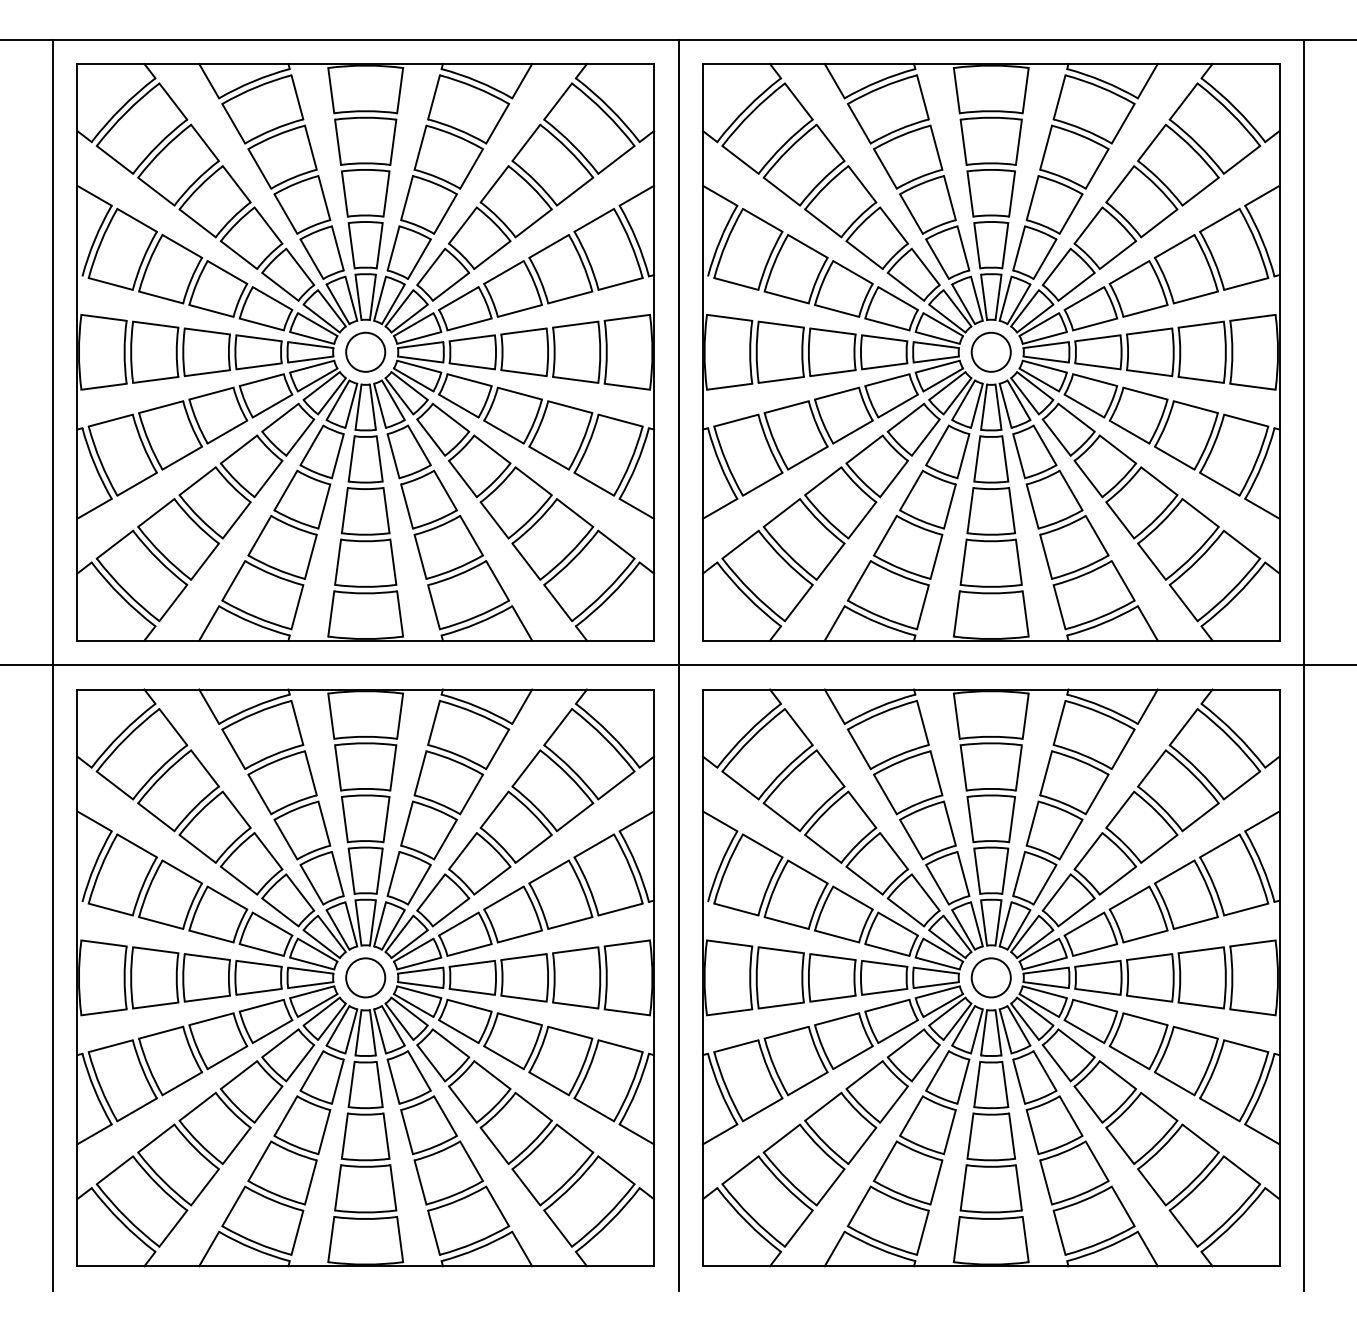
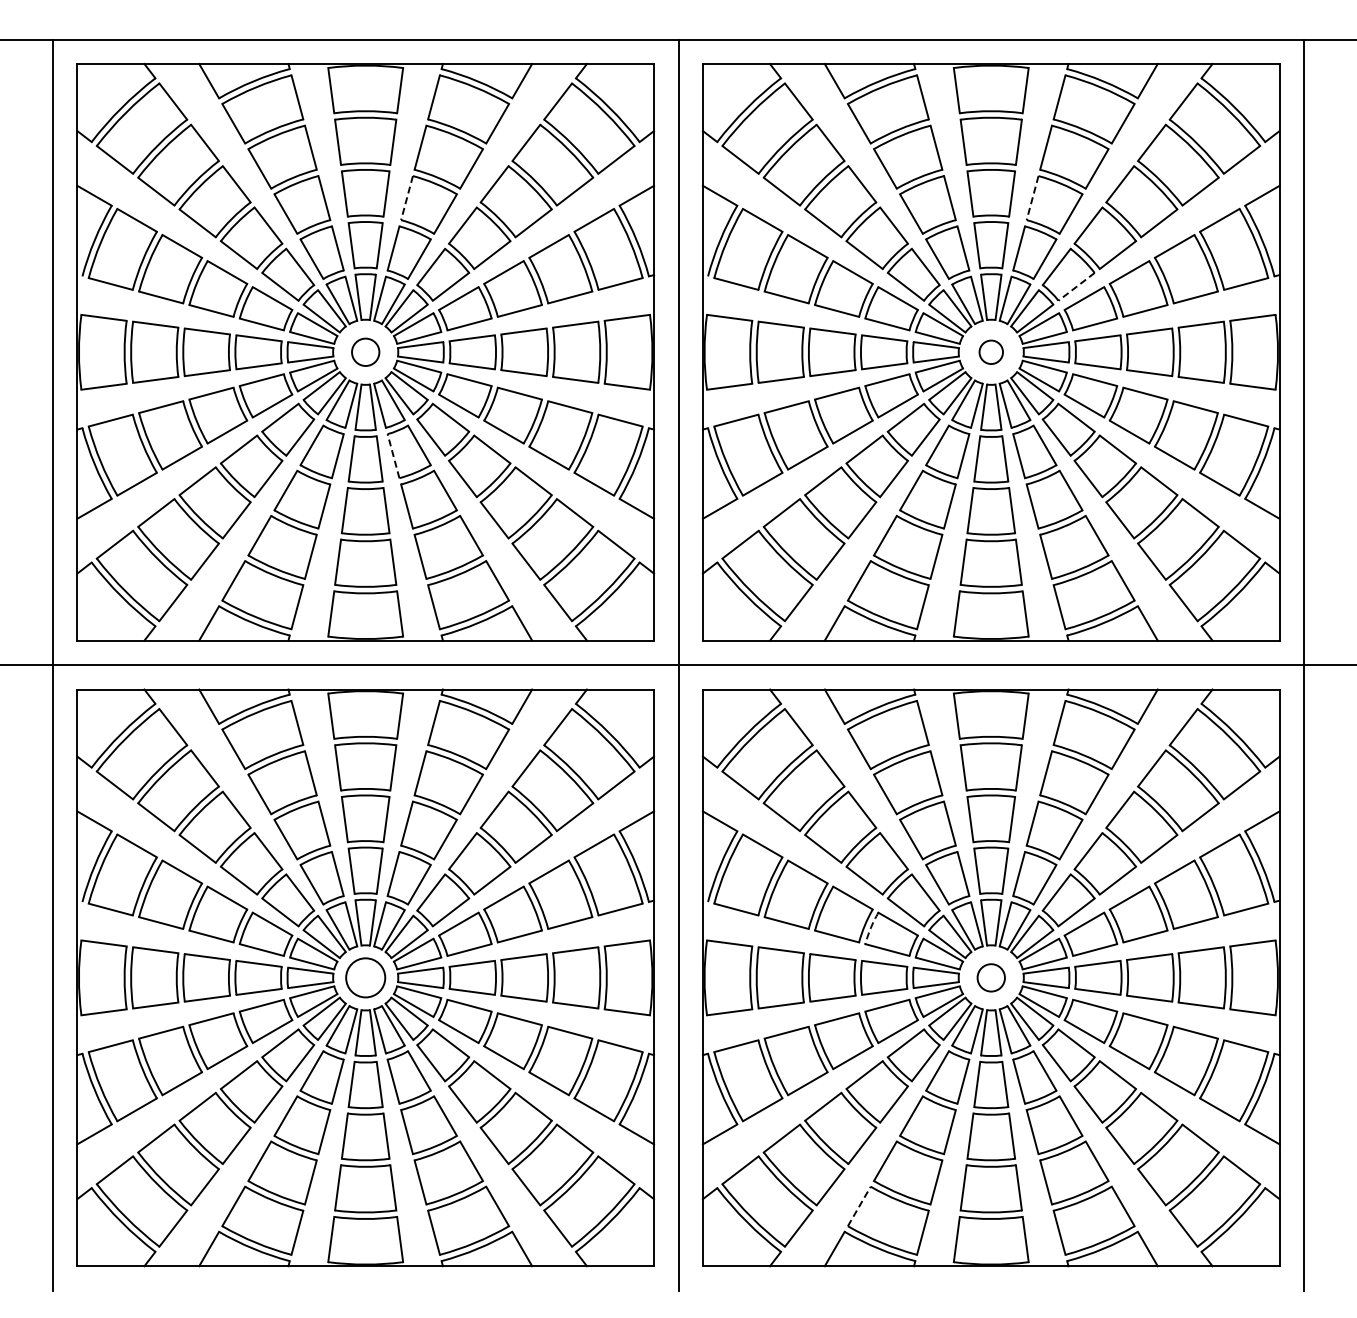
line: solid -> dashed (407, 198)
line: solid -> dashed (1032, 198)
line: solid -> dashed (1076, 286)
circle diameter: 39 px -> 27 px (365, 351)
circle diameter: 39 px -> 23 px (991, 352)
line: solid -> dashed (393, 456)
arc: solid -> dashed (870, 928)
circle diameter: 39 px -> 27 px (990, 977)
line: solid -> dashed (859, 1206)
